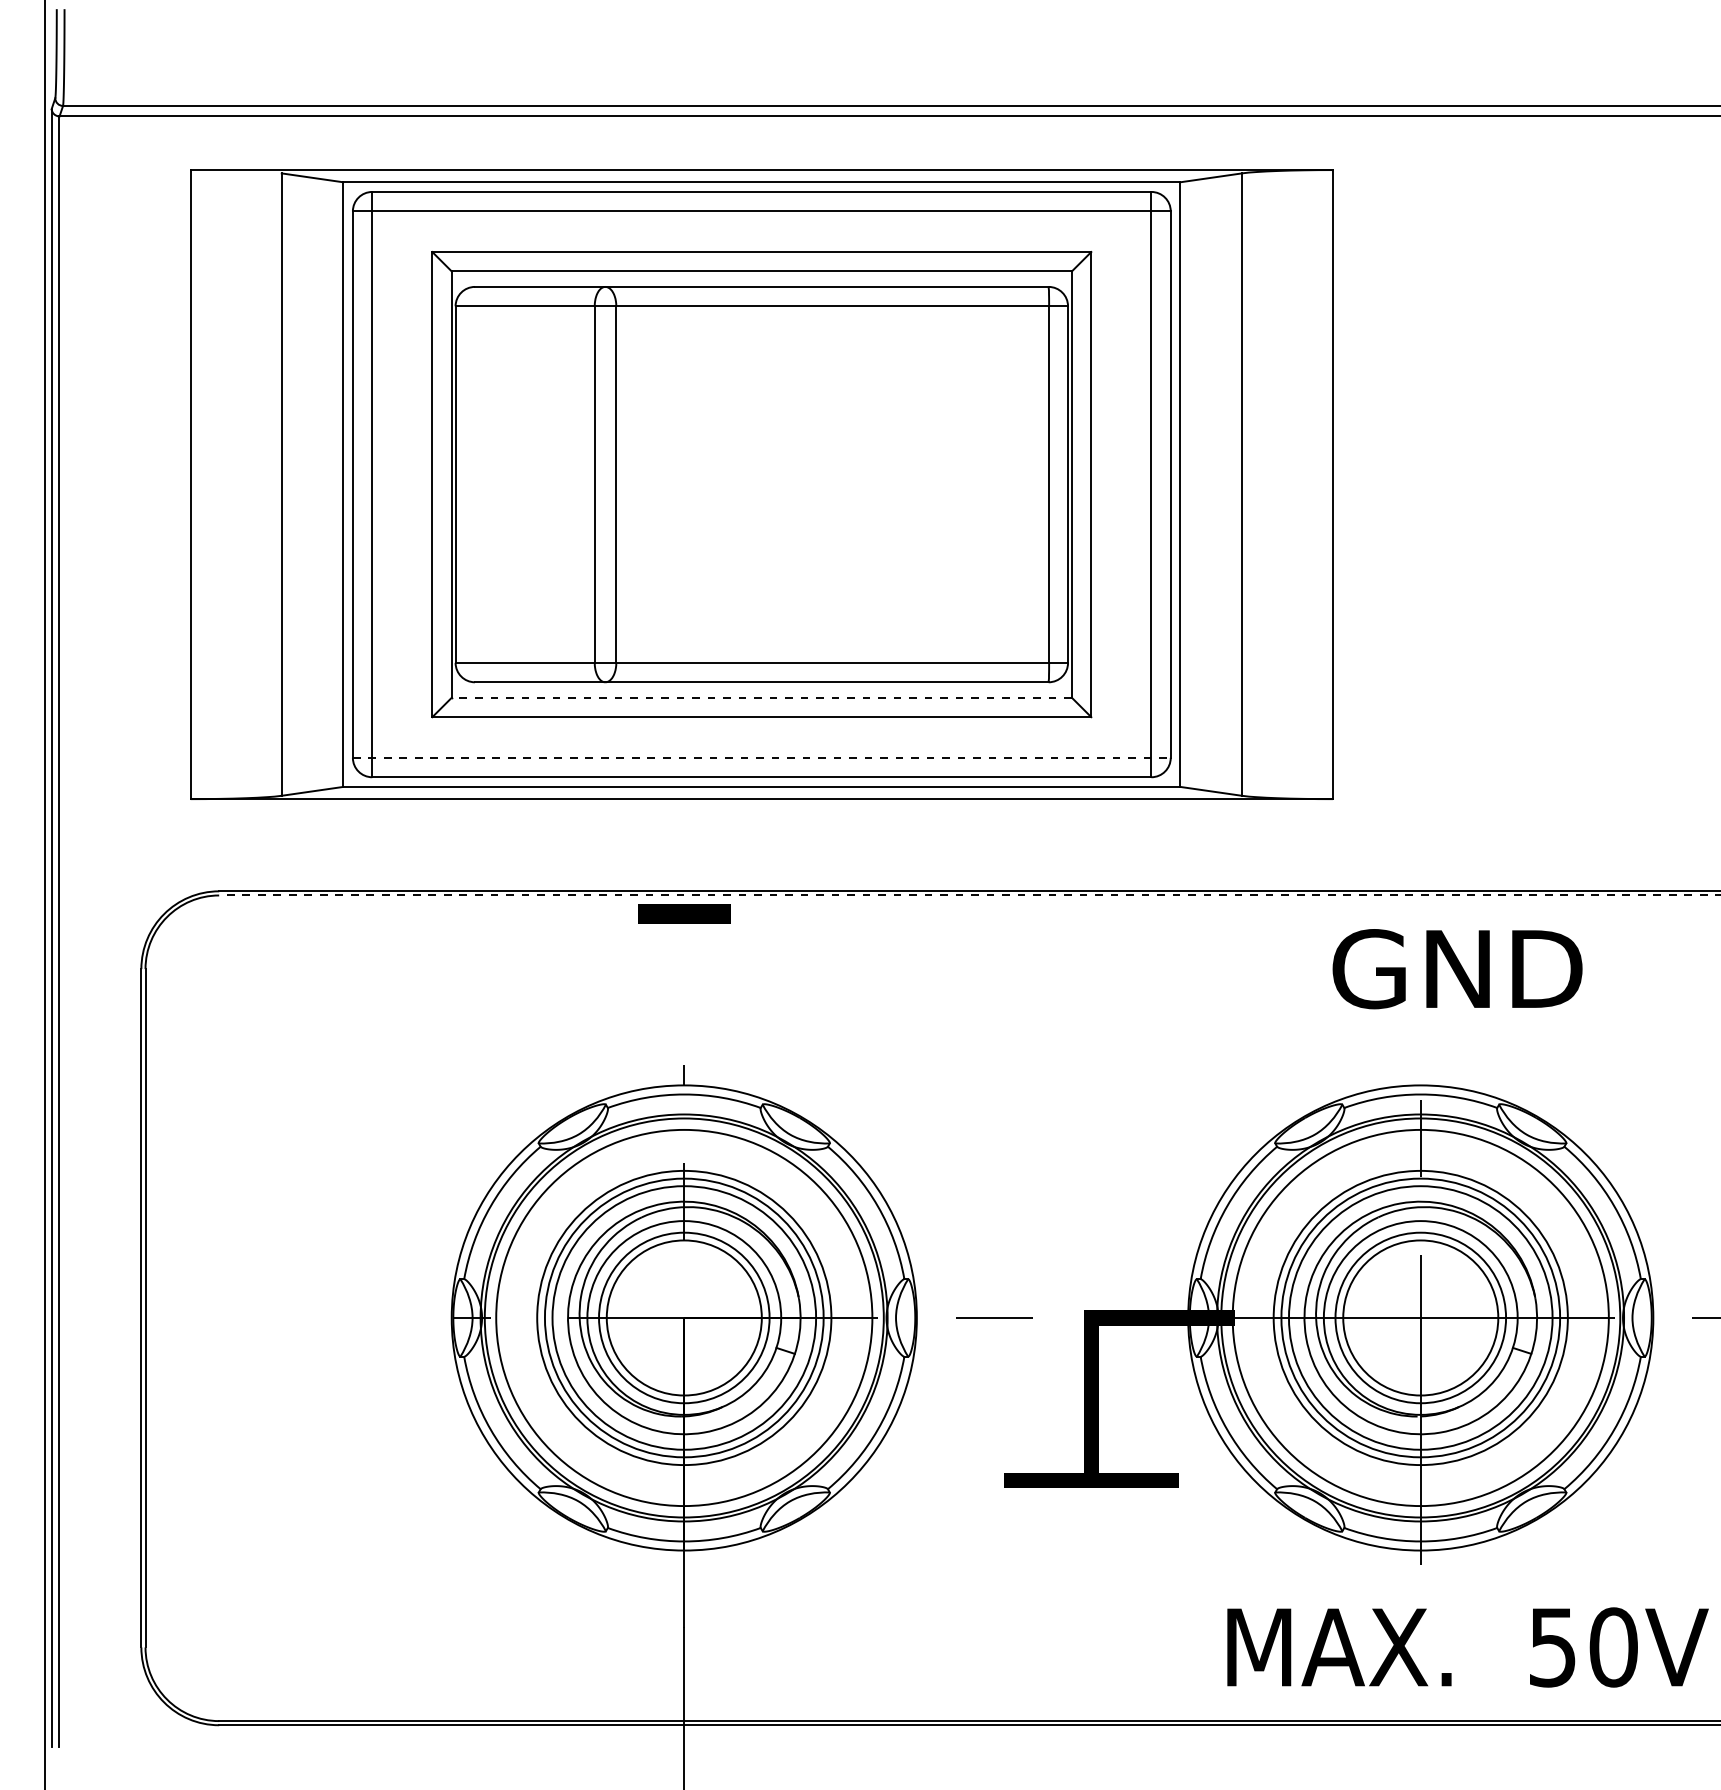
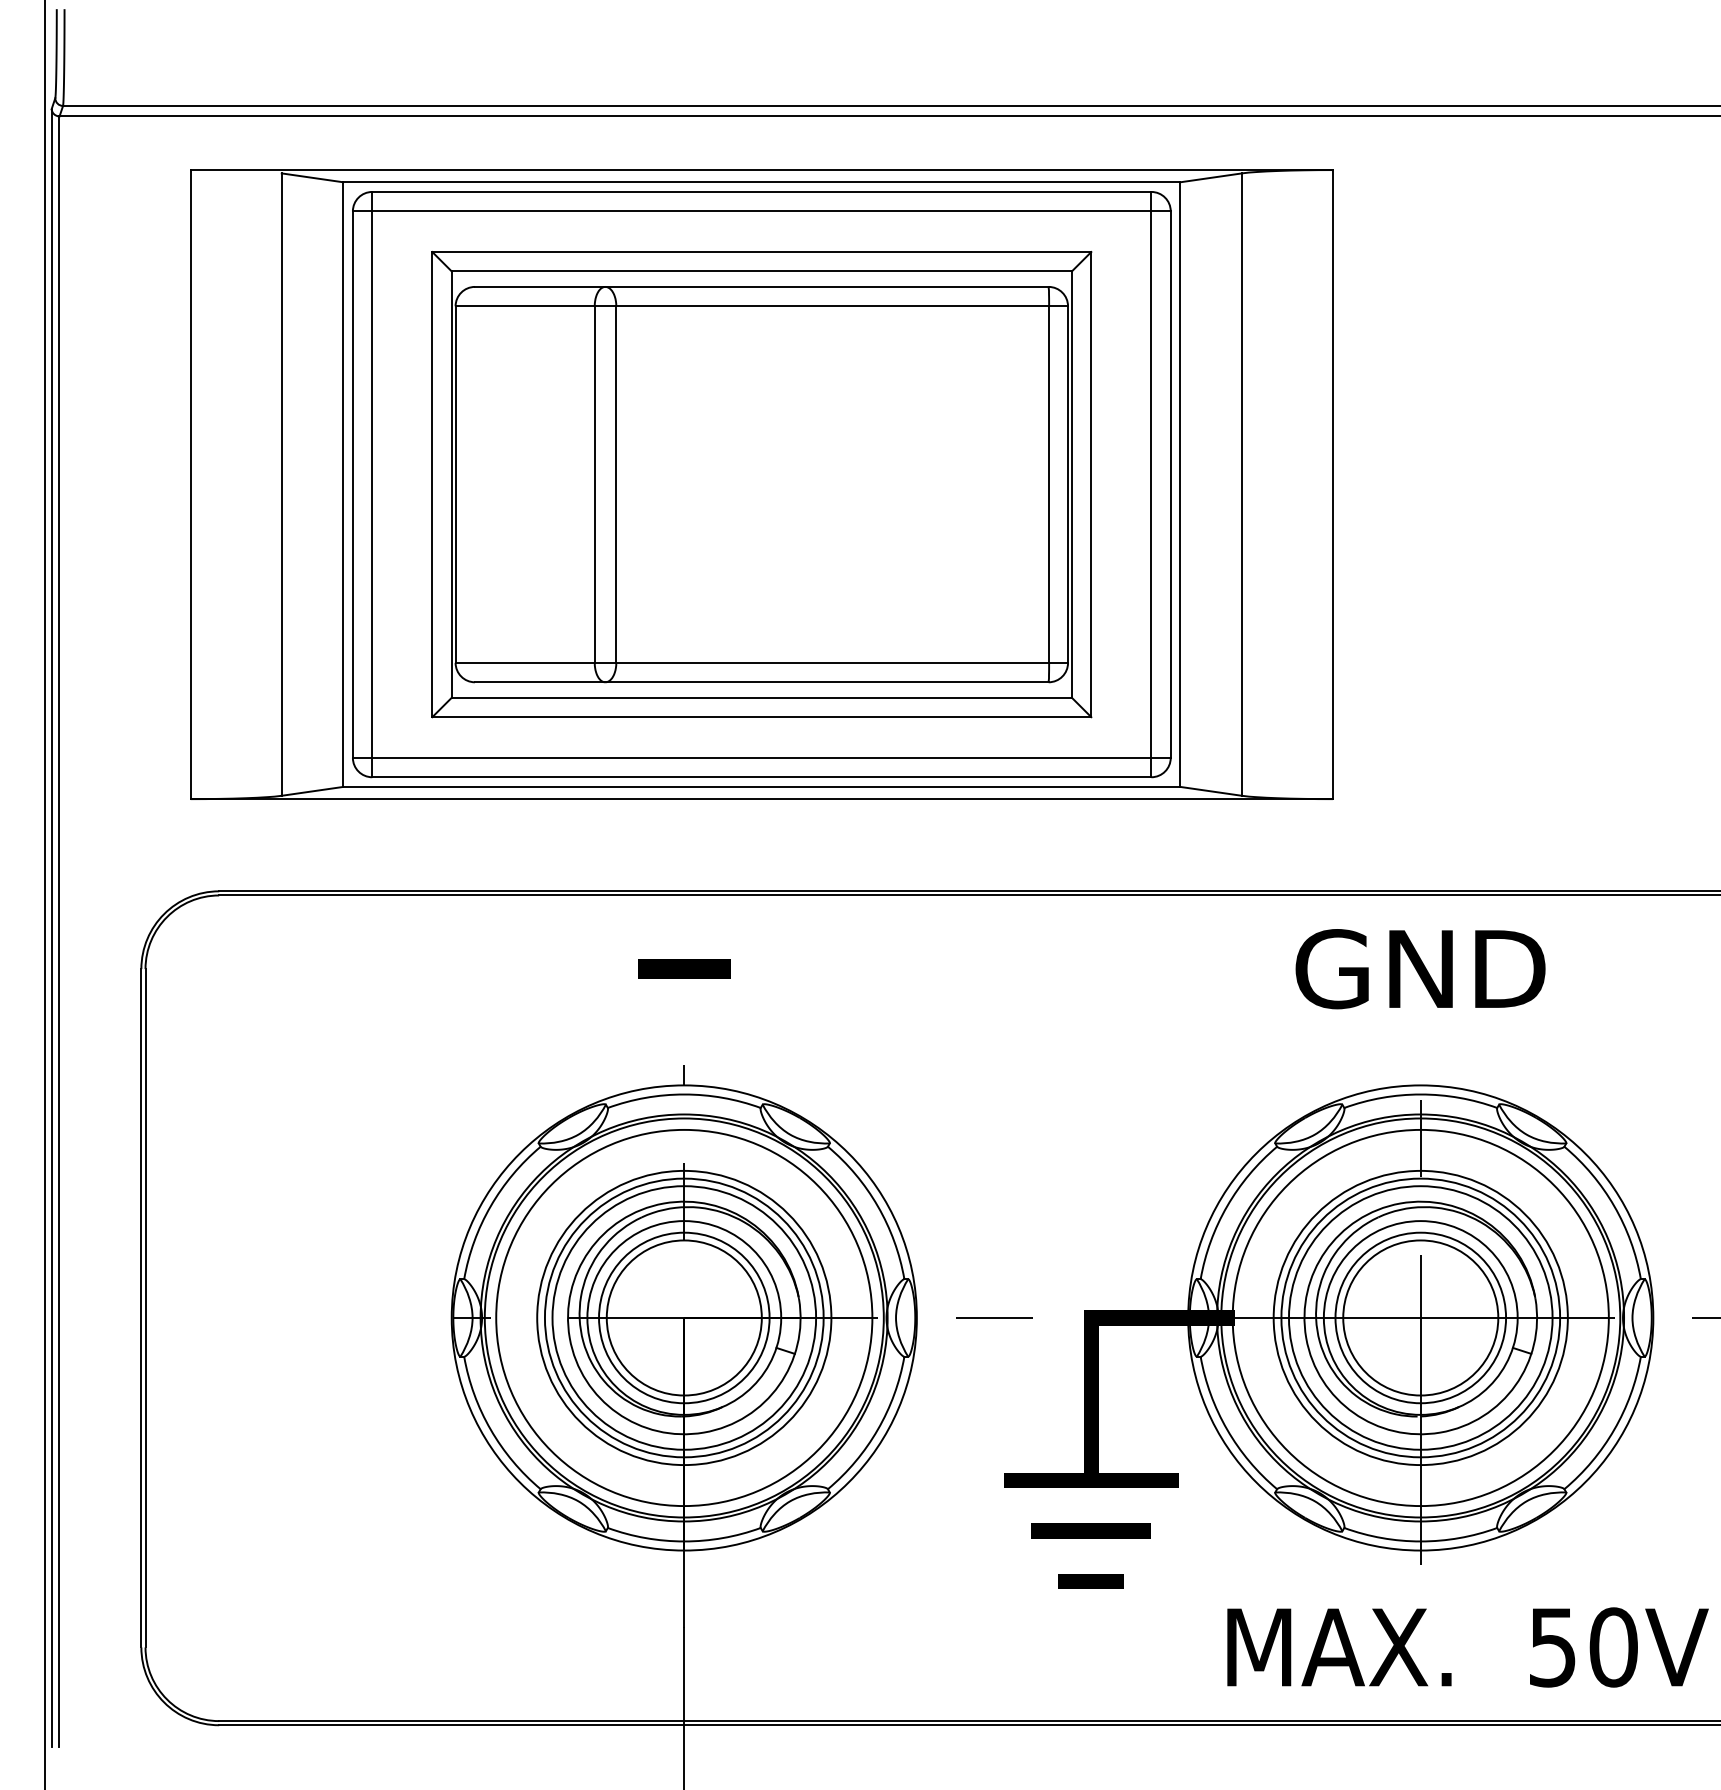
line: dashed -> solid (761, 697)
line: dashed -> solid (761, 757)
line: dashed -> solid (969, 895)
line position: (684, 913) -> (684, 968) (684, 968)
text position: (1457, 969) -> (1420, 969) (1420, 969)
line: none -> present (1090, 1530)
line: none -> present (1090, 1581)
